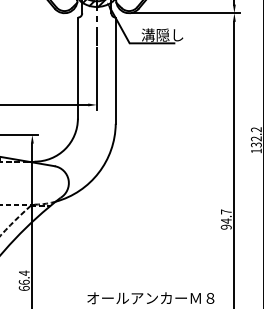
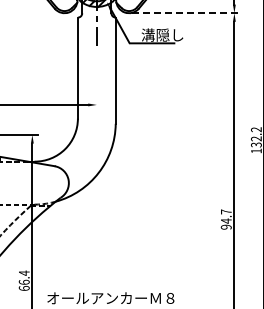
line: solid -> dashed (185, 13)
line: present -> none (96, 79)
text position: (150, 298) -> (110, 298) (110, 298)
